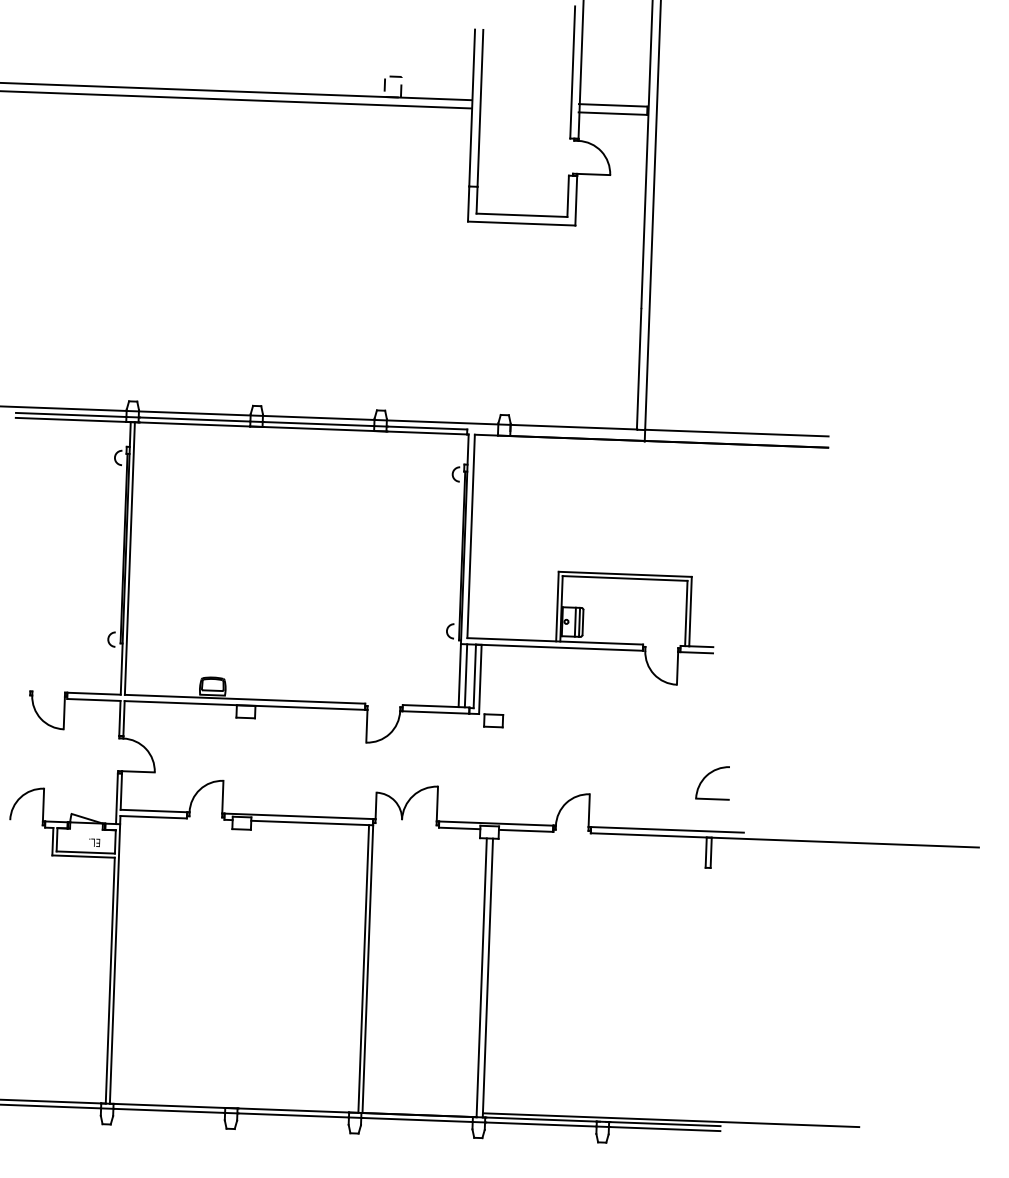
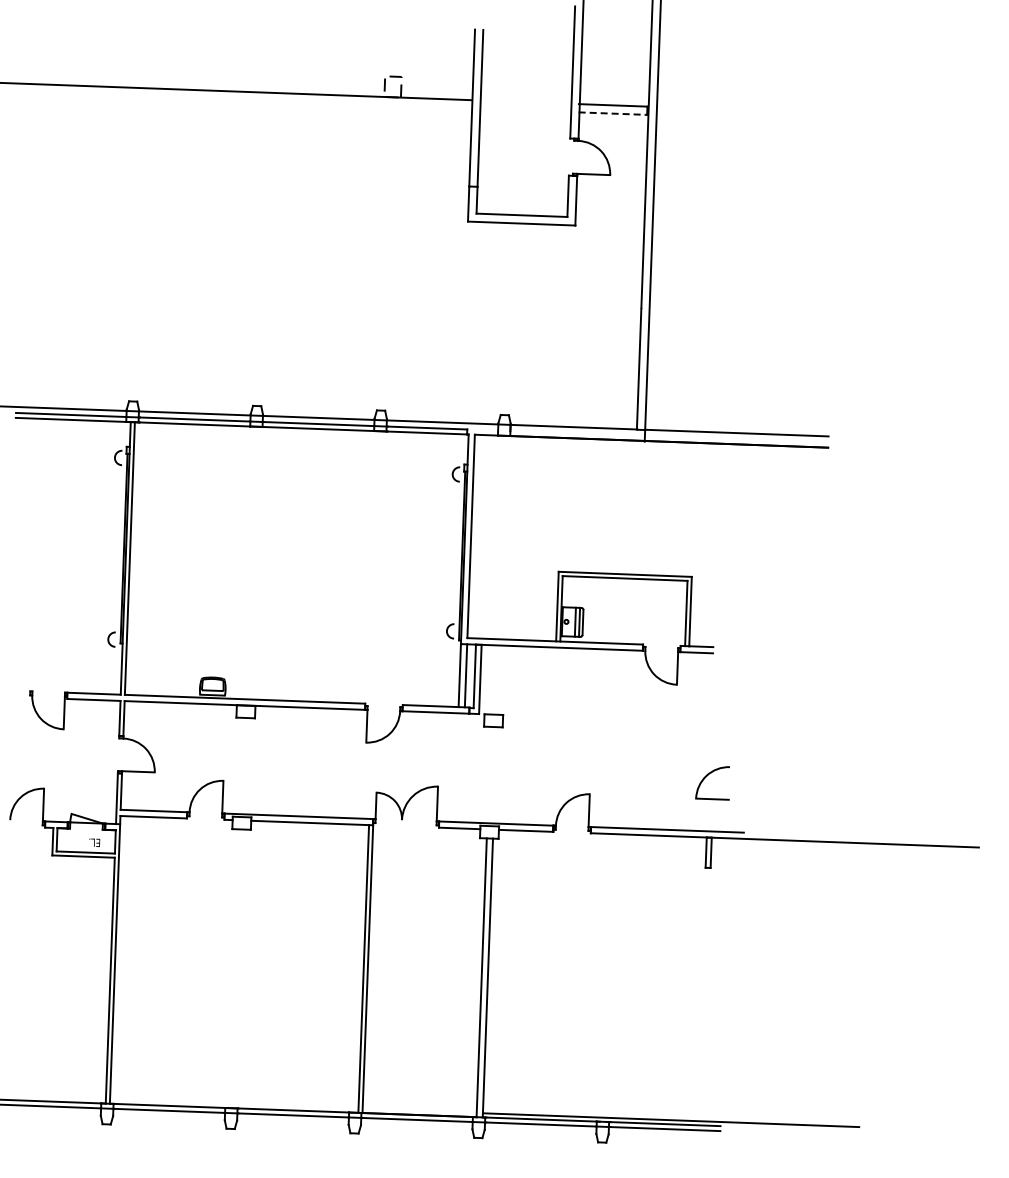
line: present -> none (236, 99)
line: solid -> dashed (613, 113)
